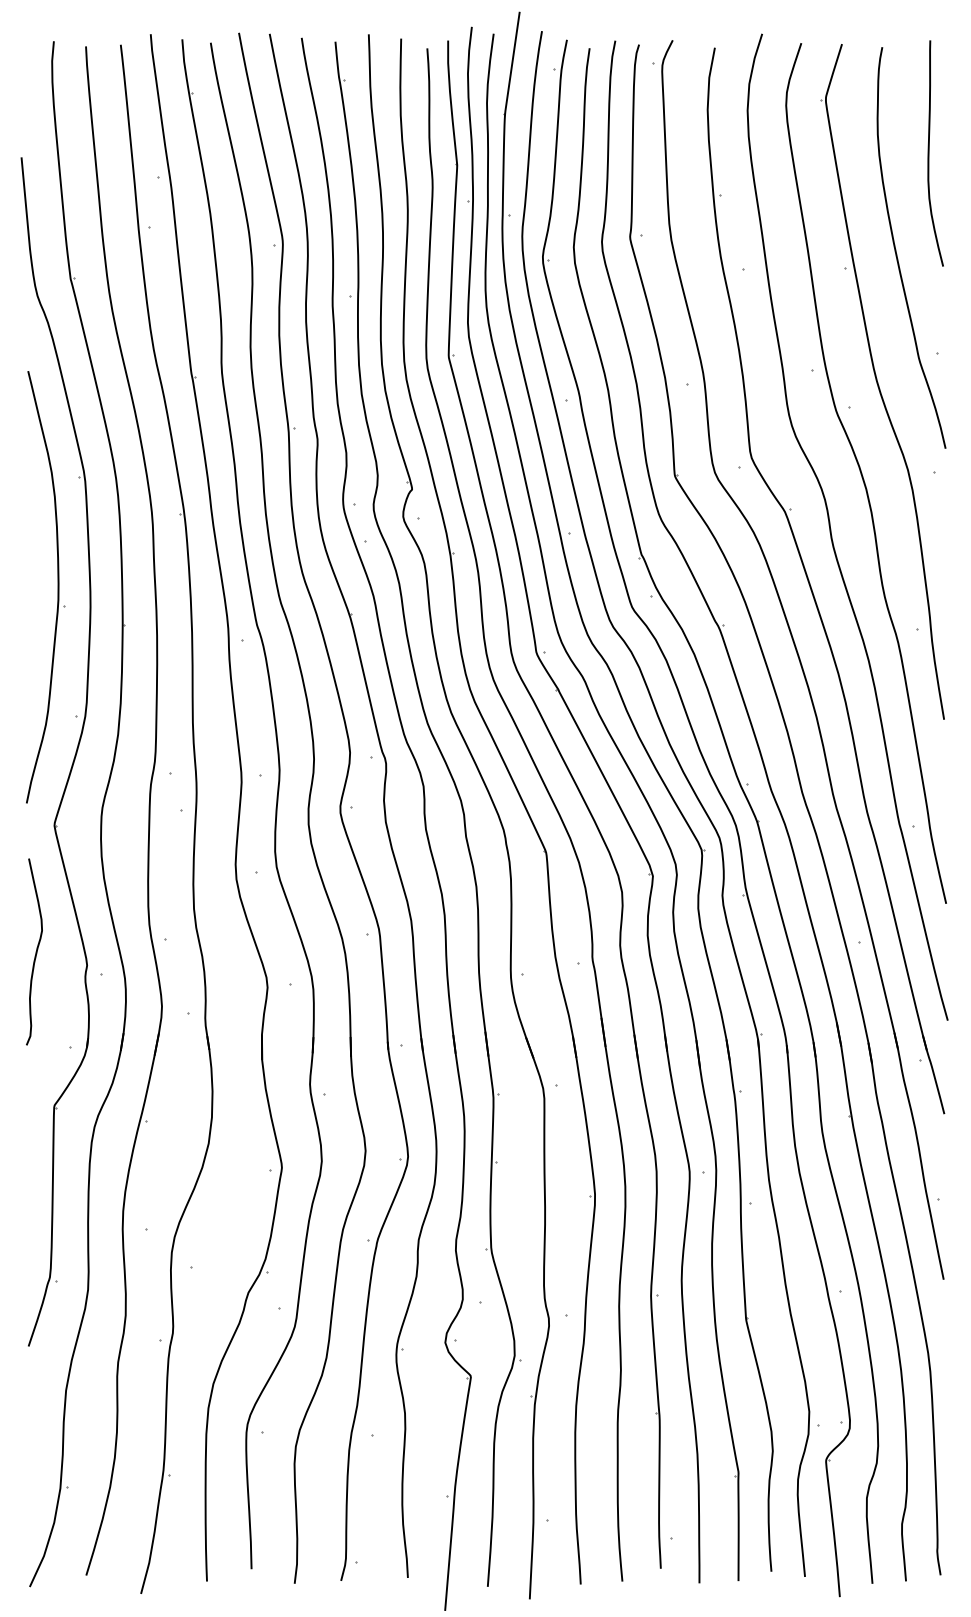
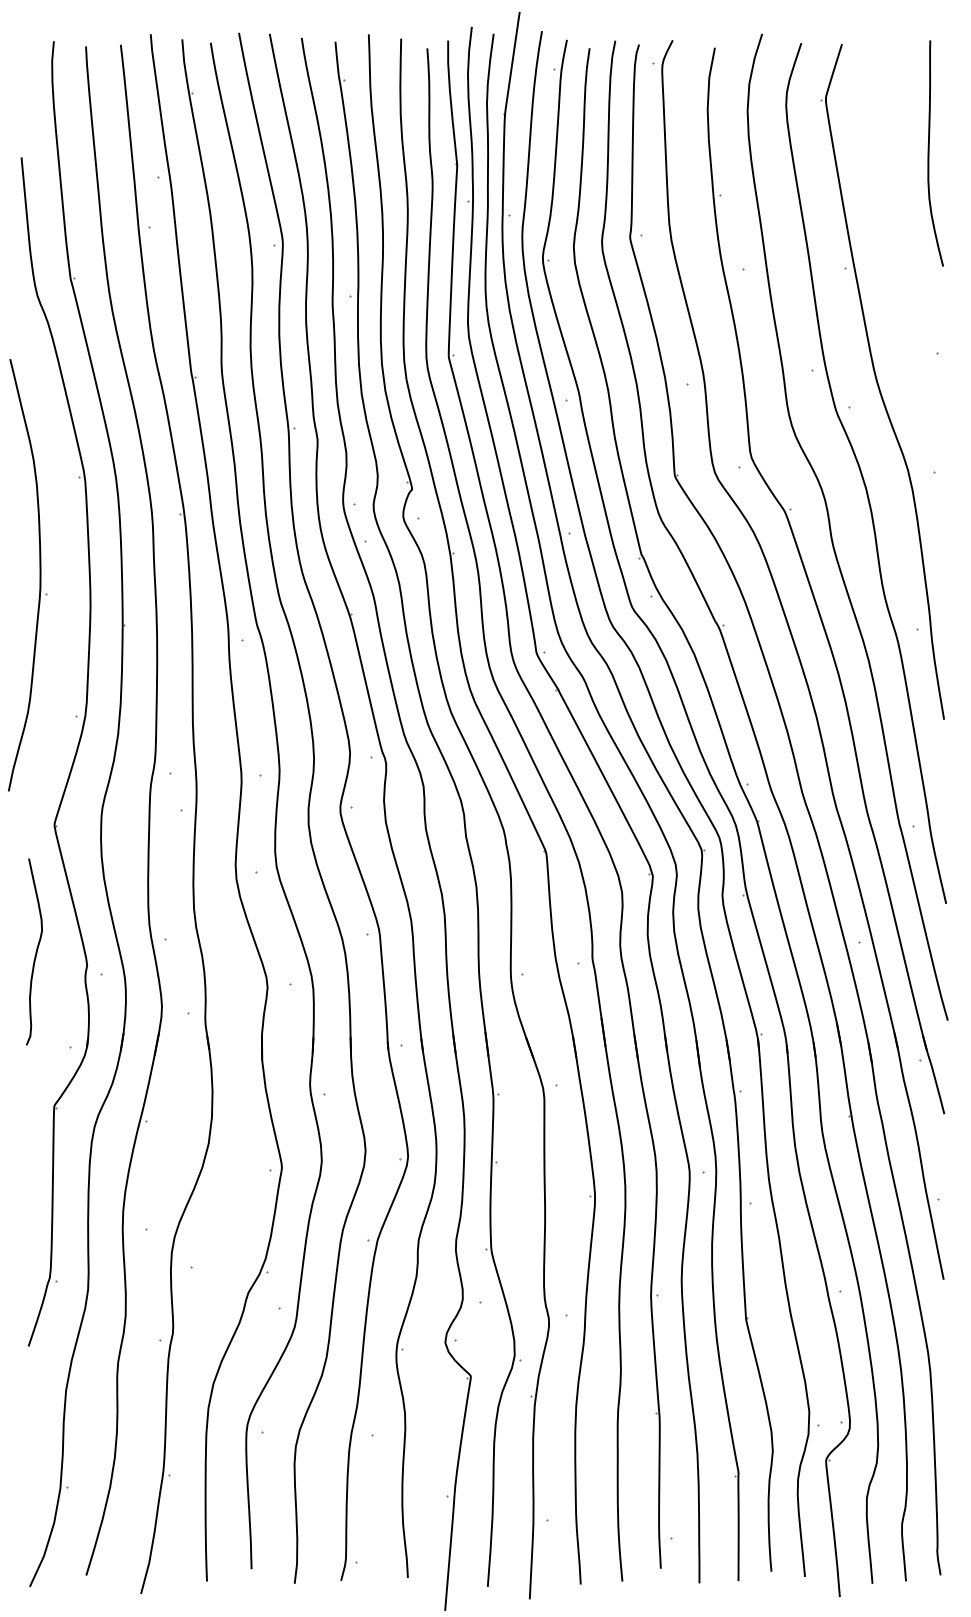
curve: present -> none (896, 249)
part position: (57, 587) -> (39, 575) (39, 575)
